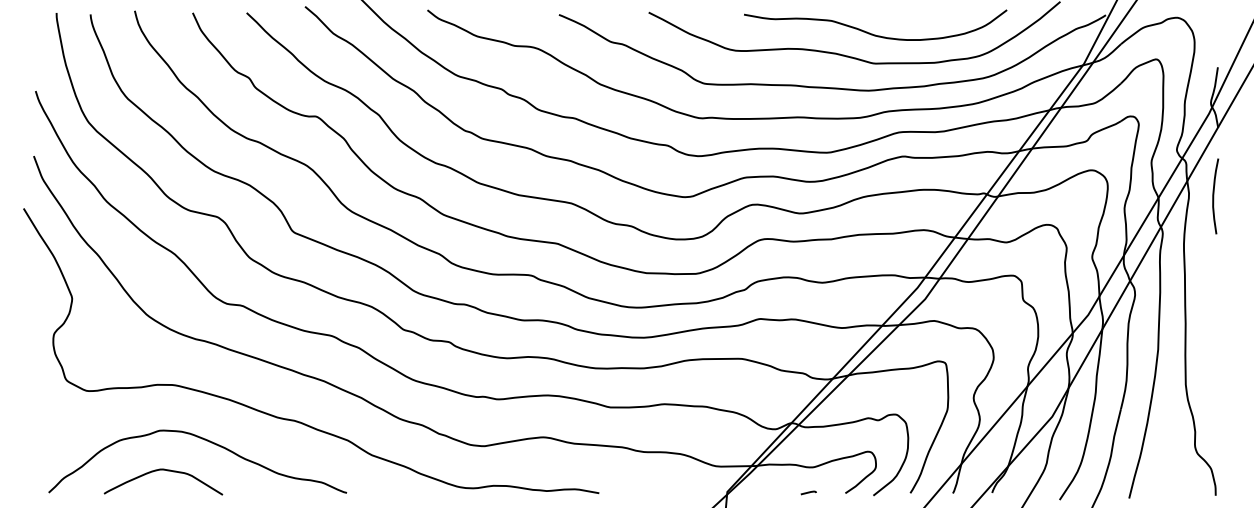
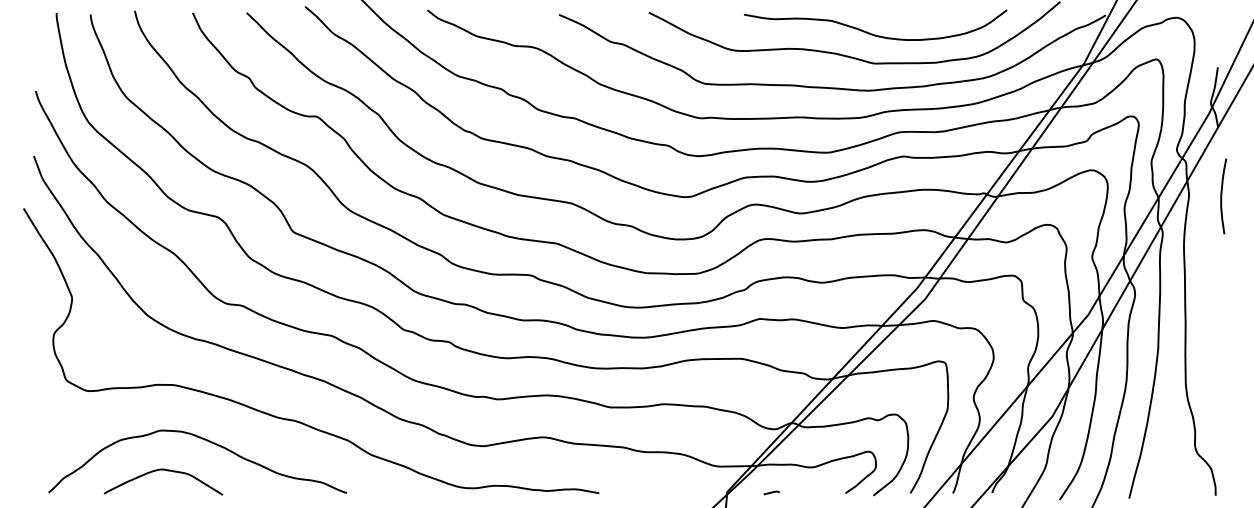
curve position: (1214, 196) -> (1222, 196) (1222, 196)
curve position: (808, 492) -> (771, 492) (771, 492)
